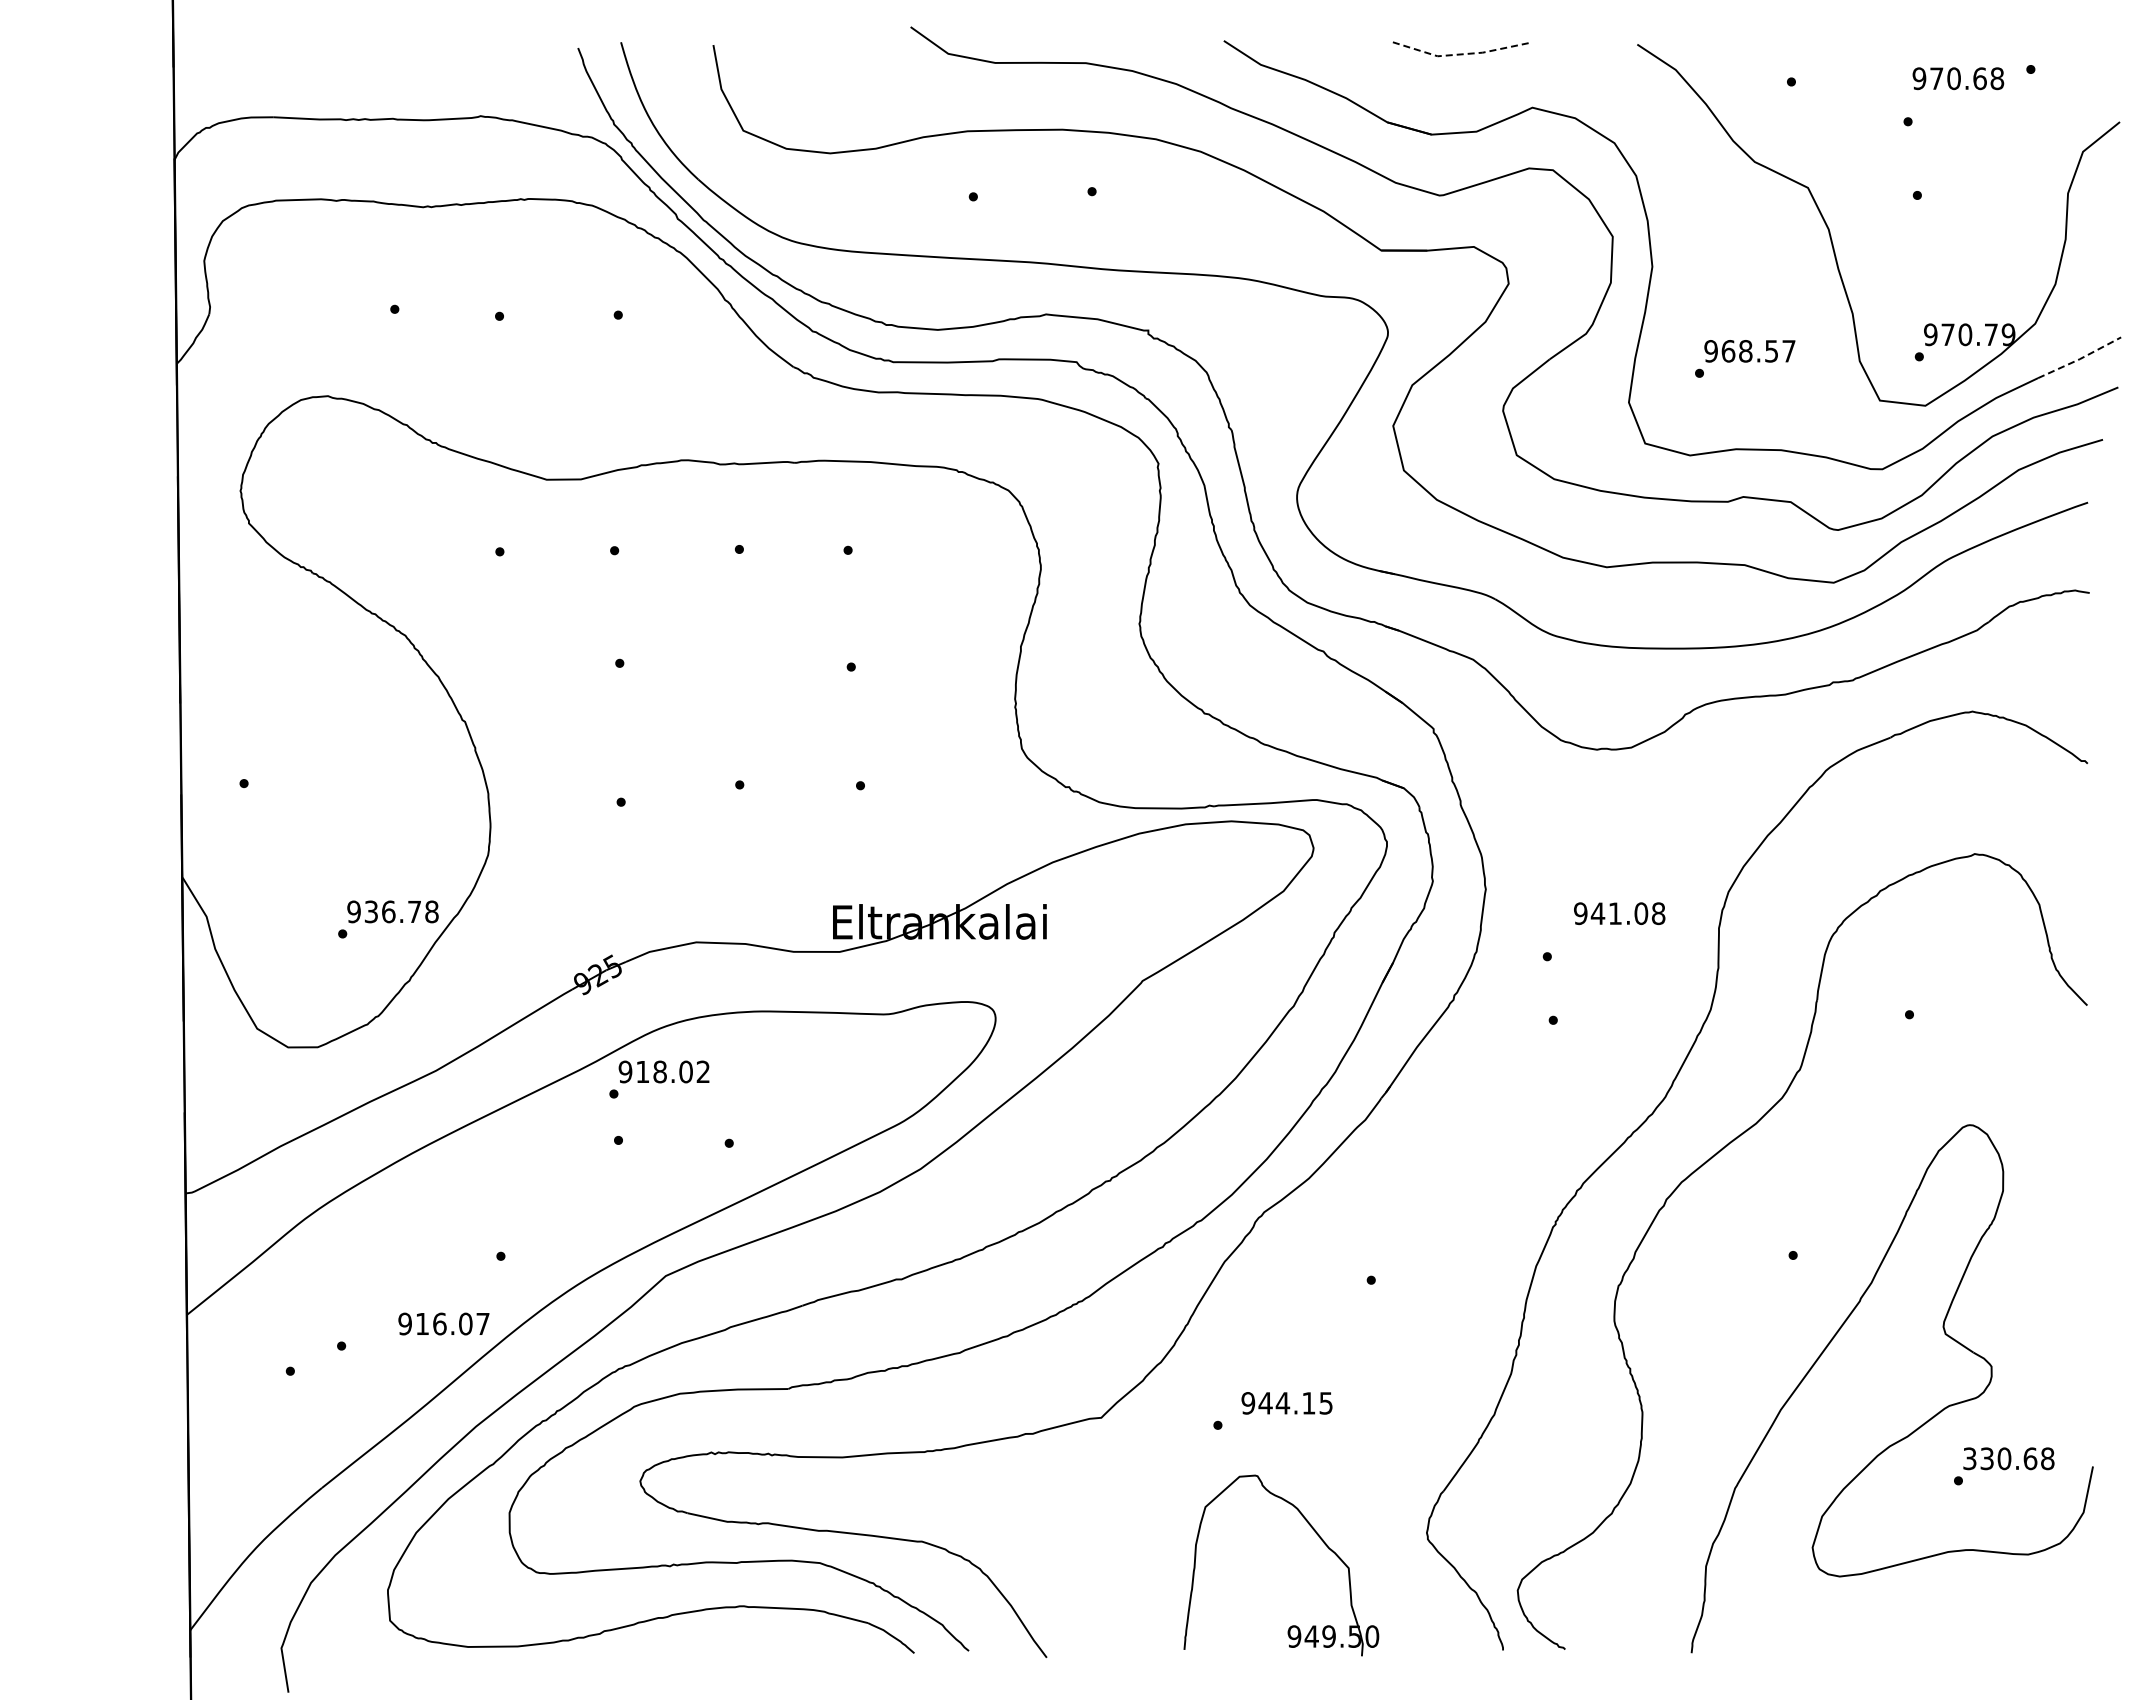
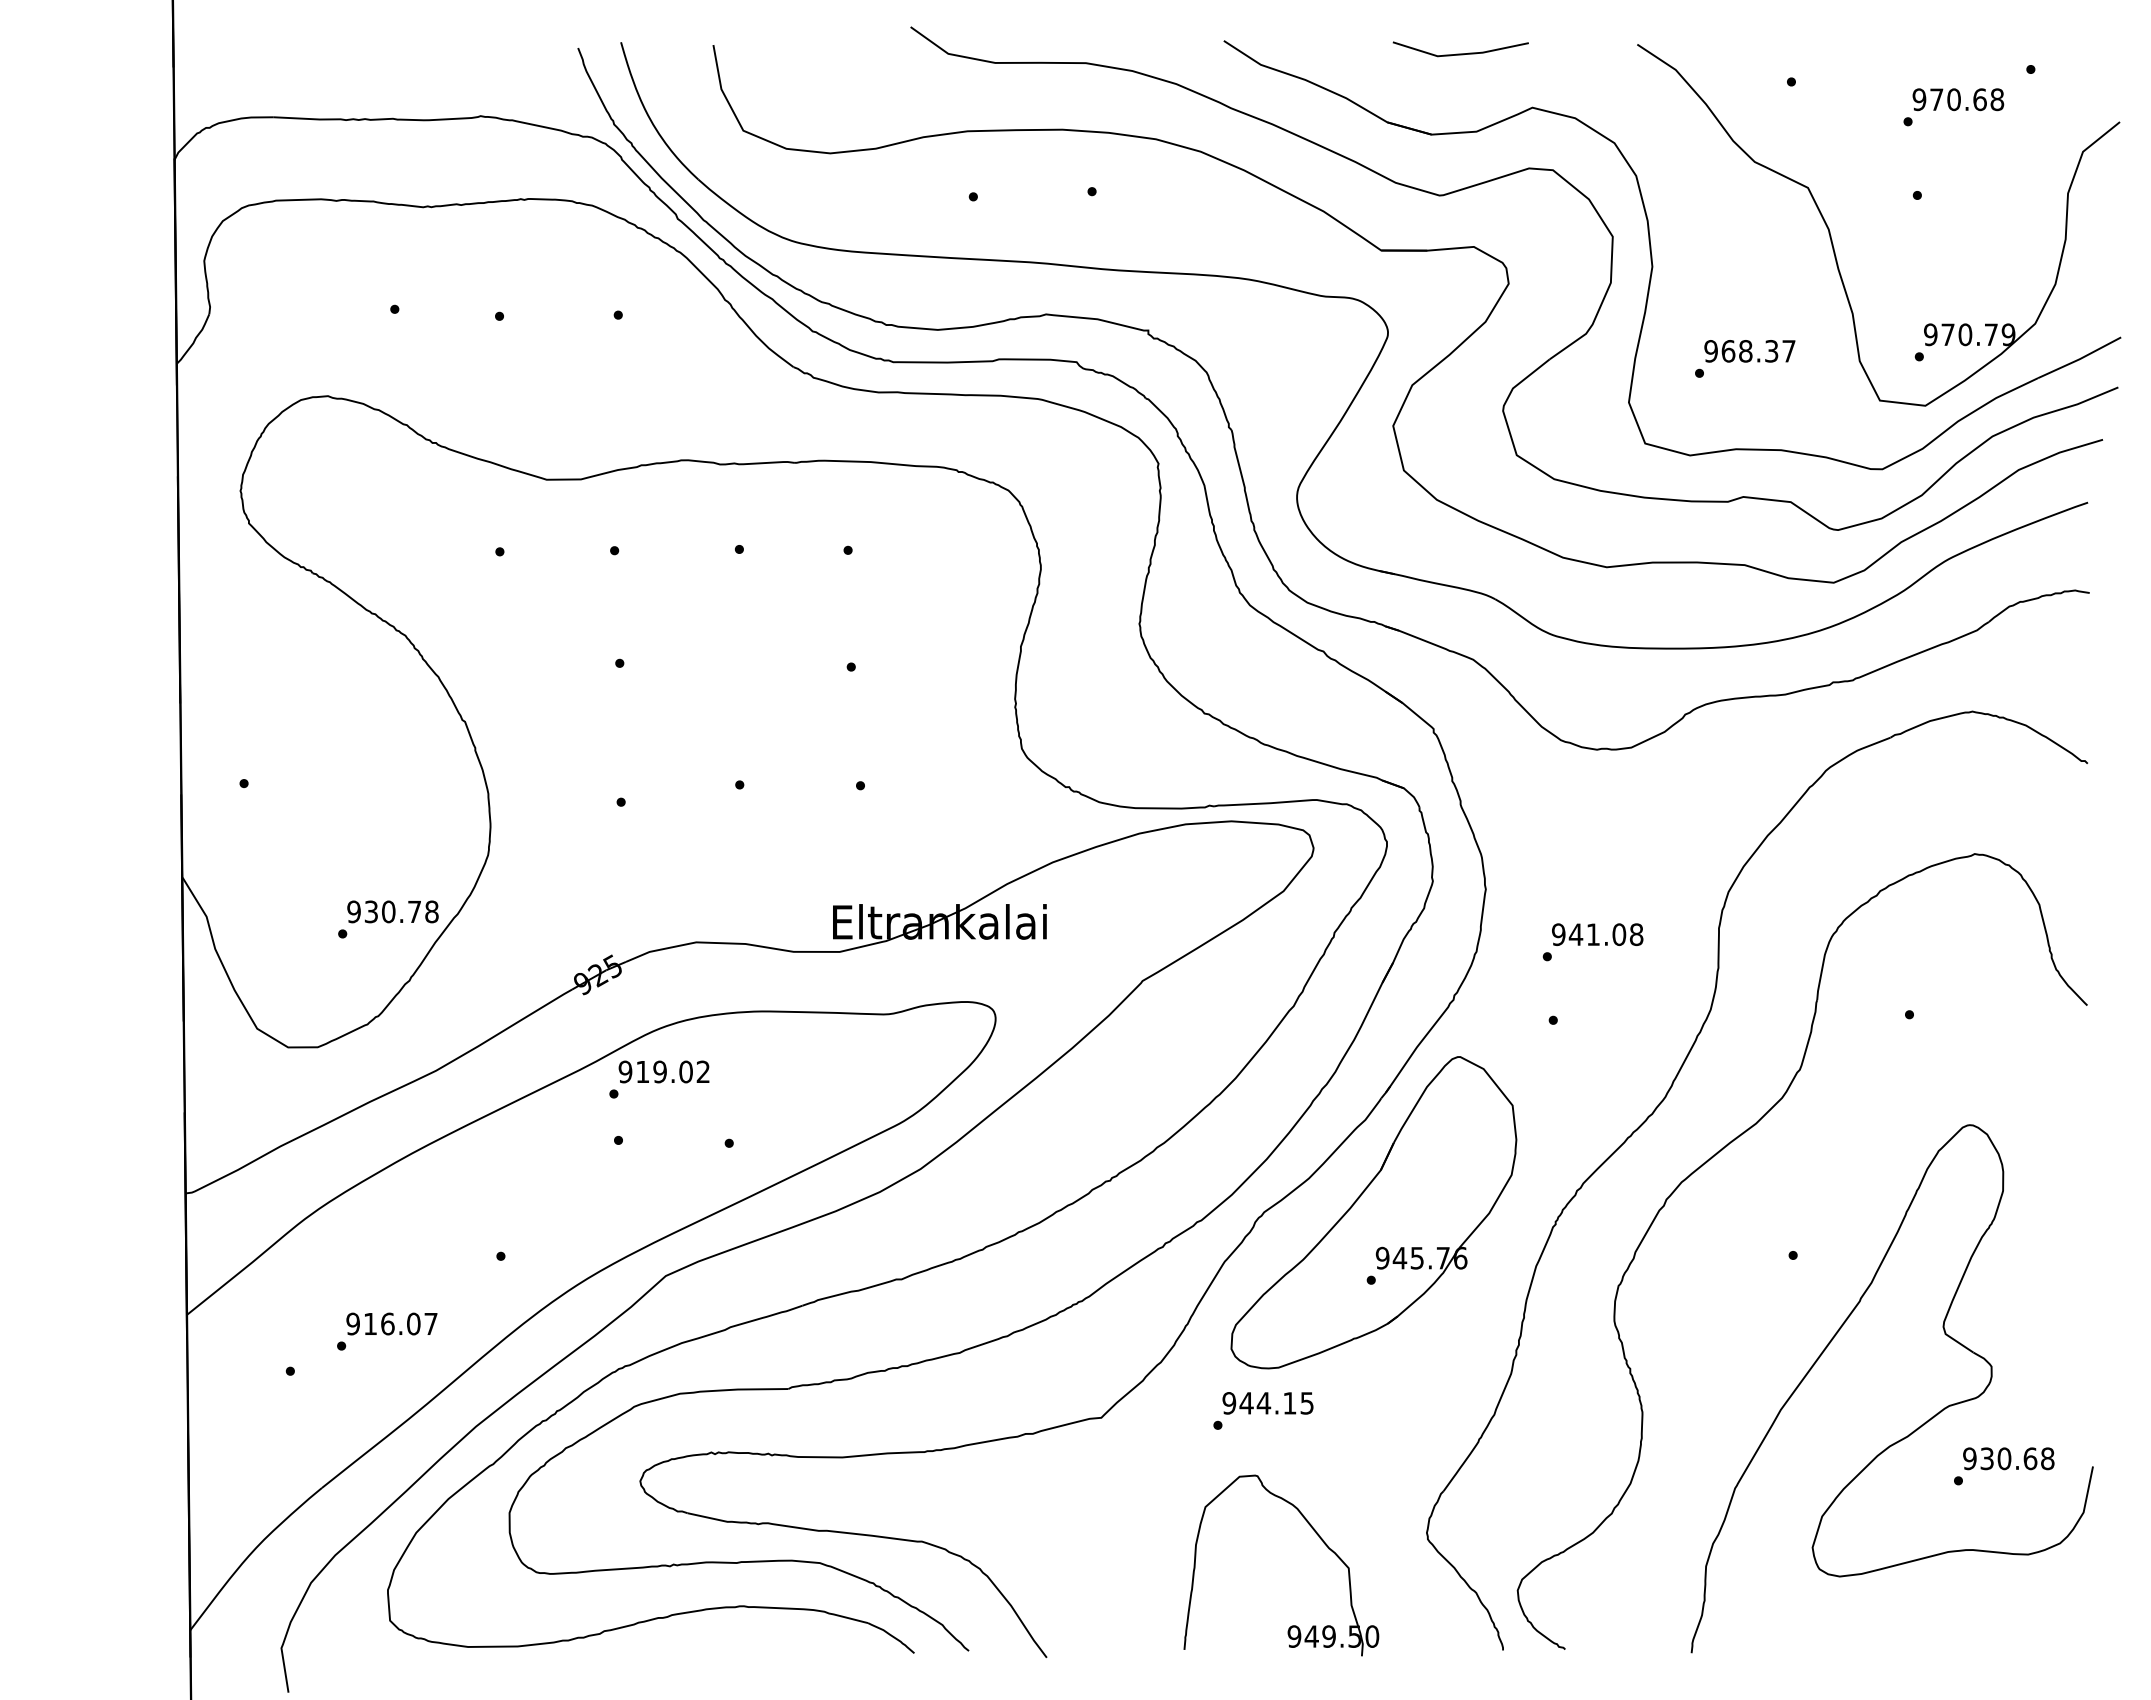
line: dashed -> solid (1461, 54)
text position: (1958, 78) -> (1958, 99) (1958, 99)
text: 968.57 -> 968.37 (1771, 350)
line: dashed -> solid (2079, 359)
text: 936.78 -> 930.78 (388, 911)
text position: (1619, 913) -> (1597, 934) (1597, 934)
text: 918.02 -> 919.02 (659, 1071)
part: none -> present (1373, 1212)
text position: (443, 1323) -> (391, 1323) (391, 1323)
text position: (1286, 1403) -> (1267, 1403) (1267, 1403)
text: 330.68 -> 930.68 (1969, 1458)
